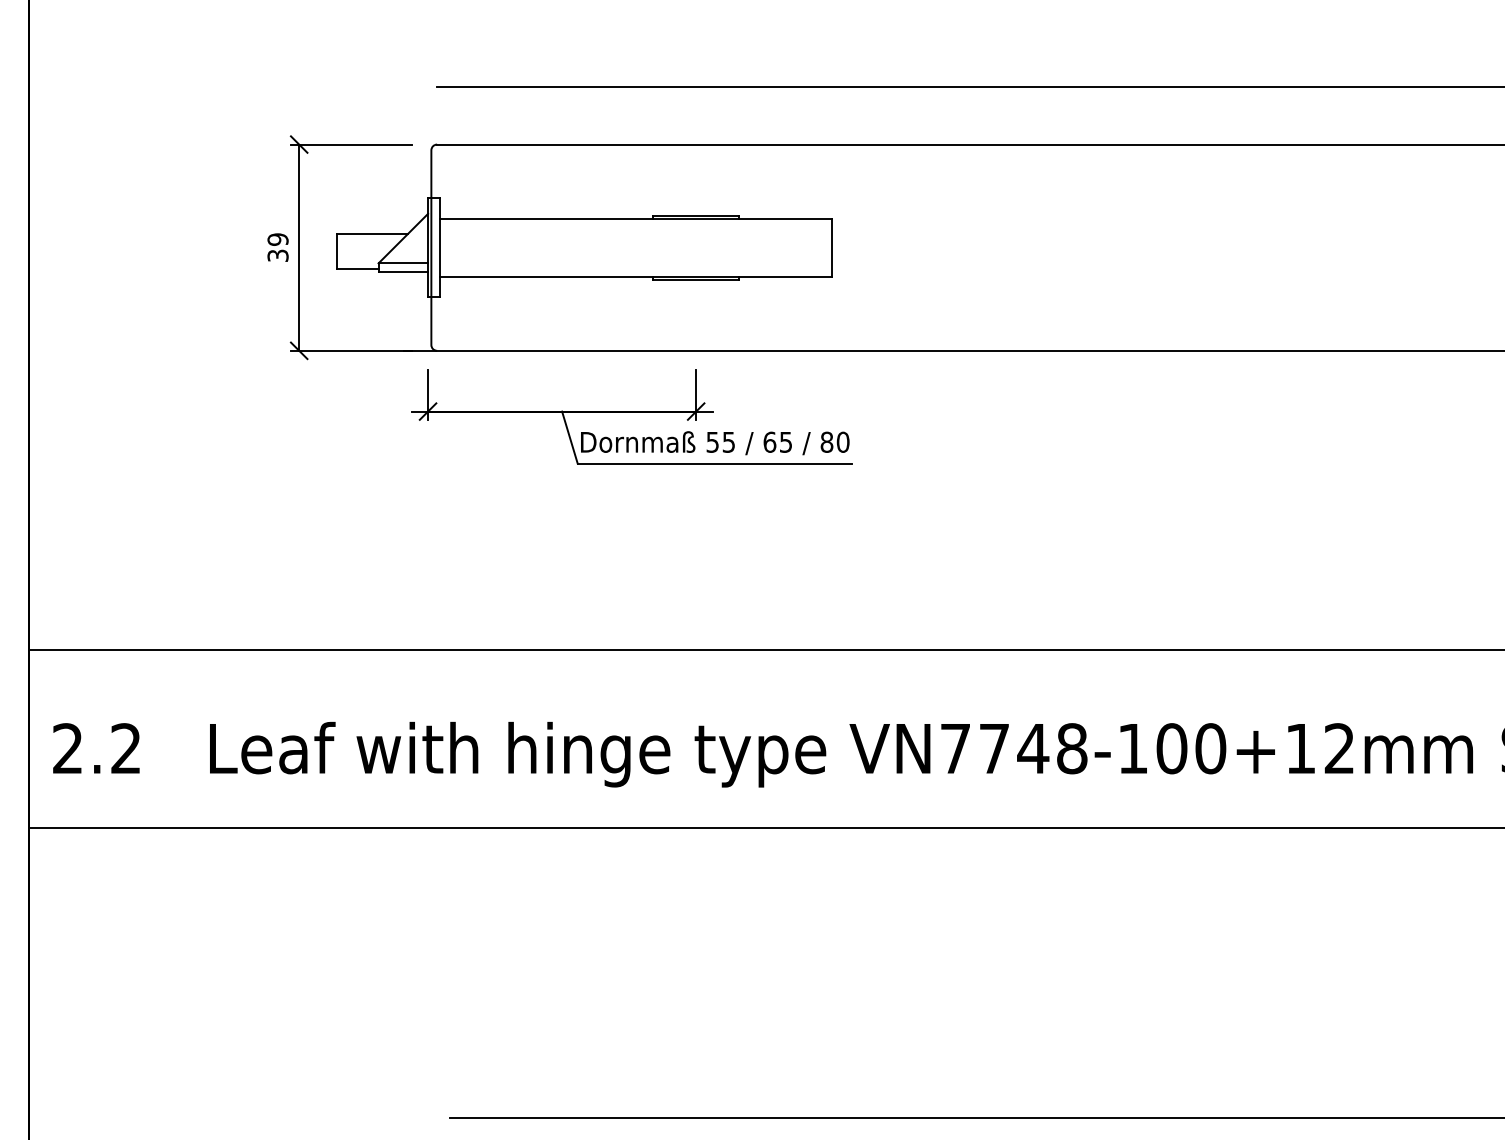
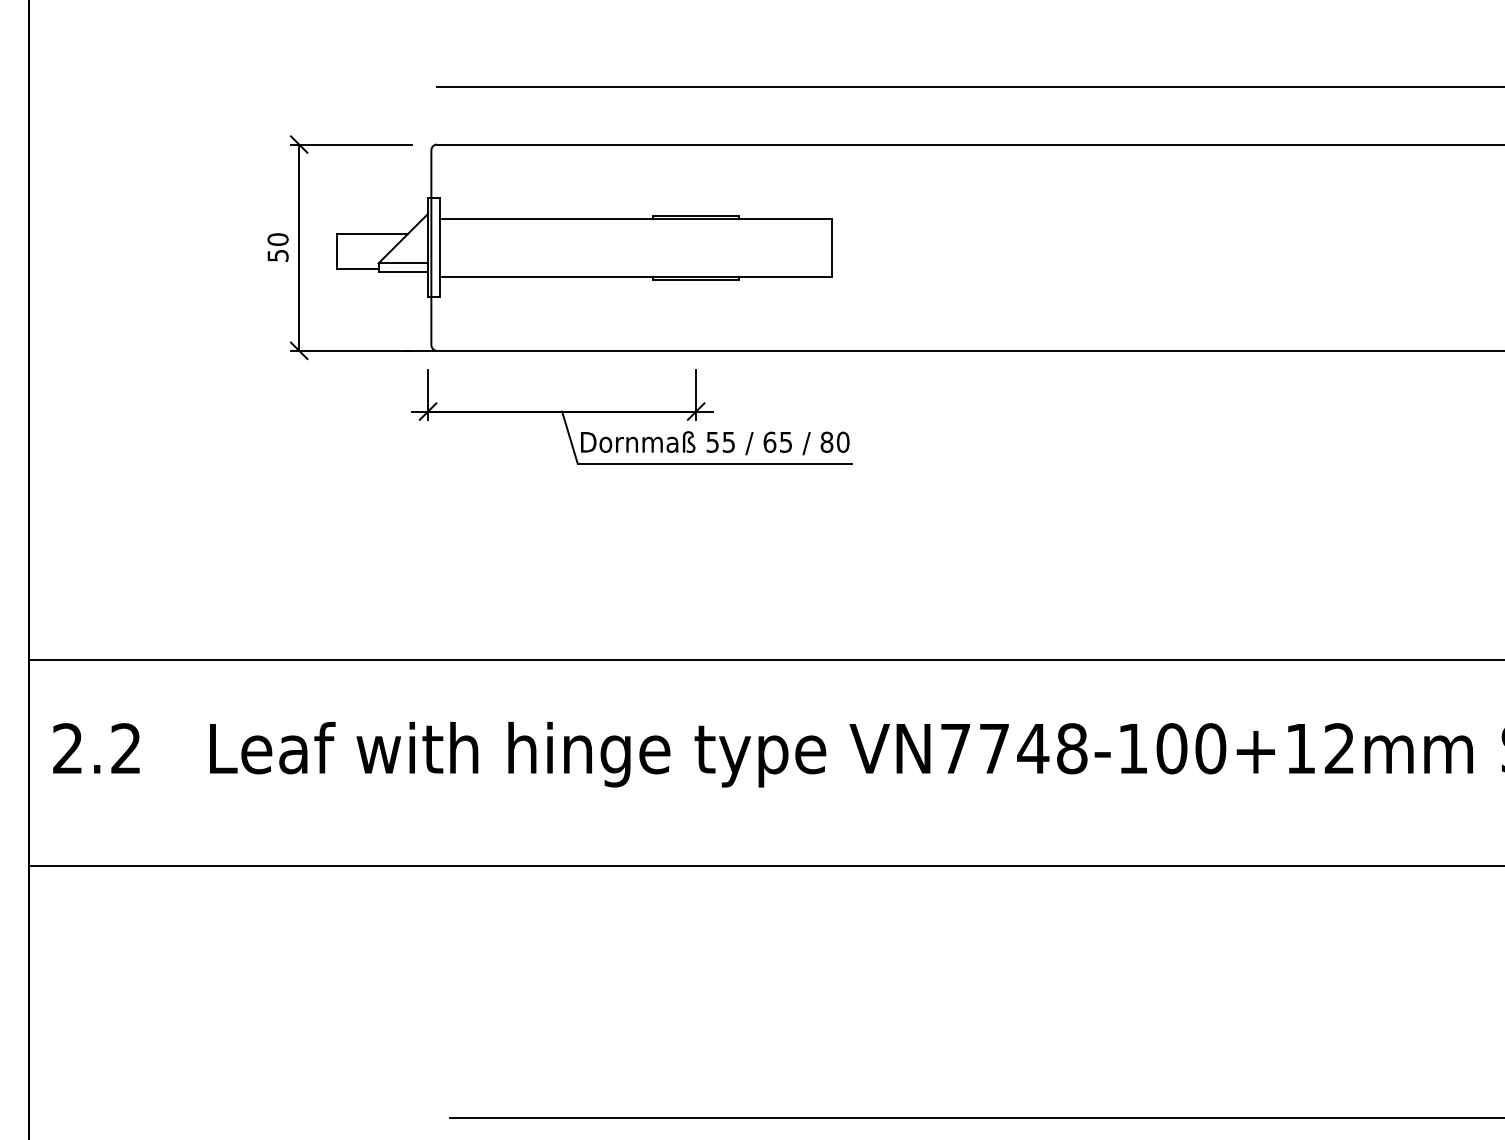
text: 39 -> 50 (277, 247)
line position: (765, 650) -> (765, 660) (765, 660)
line position: (765, 828) -> (765, 866) (765, 866)
